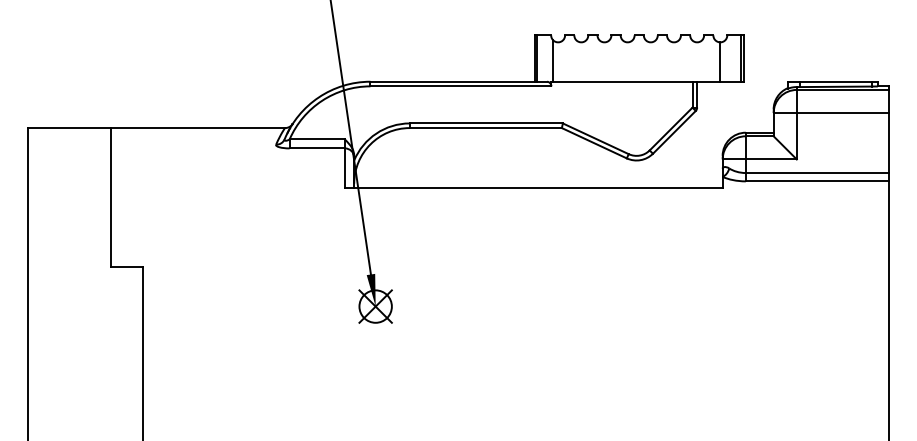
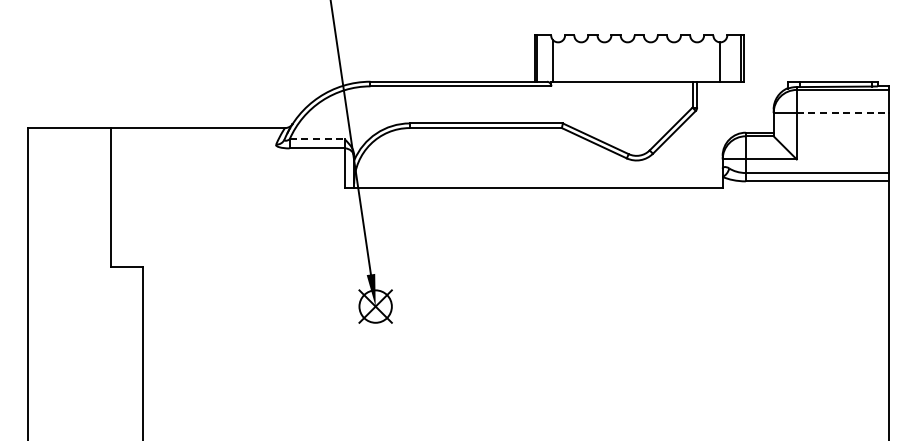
line: solid -> dashed (843, 113)
line: solid -> dashed (317, 139)
